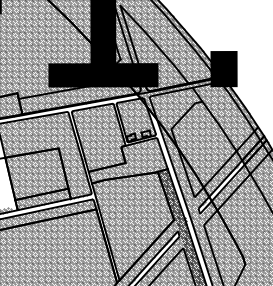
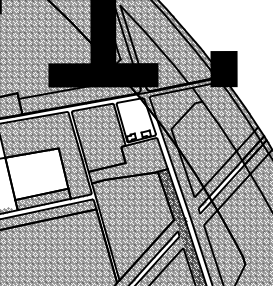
hatch: present -> none (135, 119)
hatch: present -> none (36, 174)
